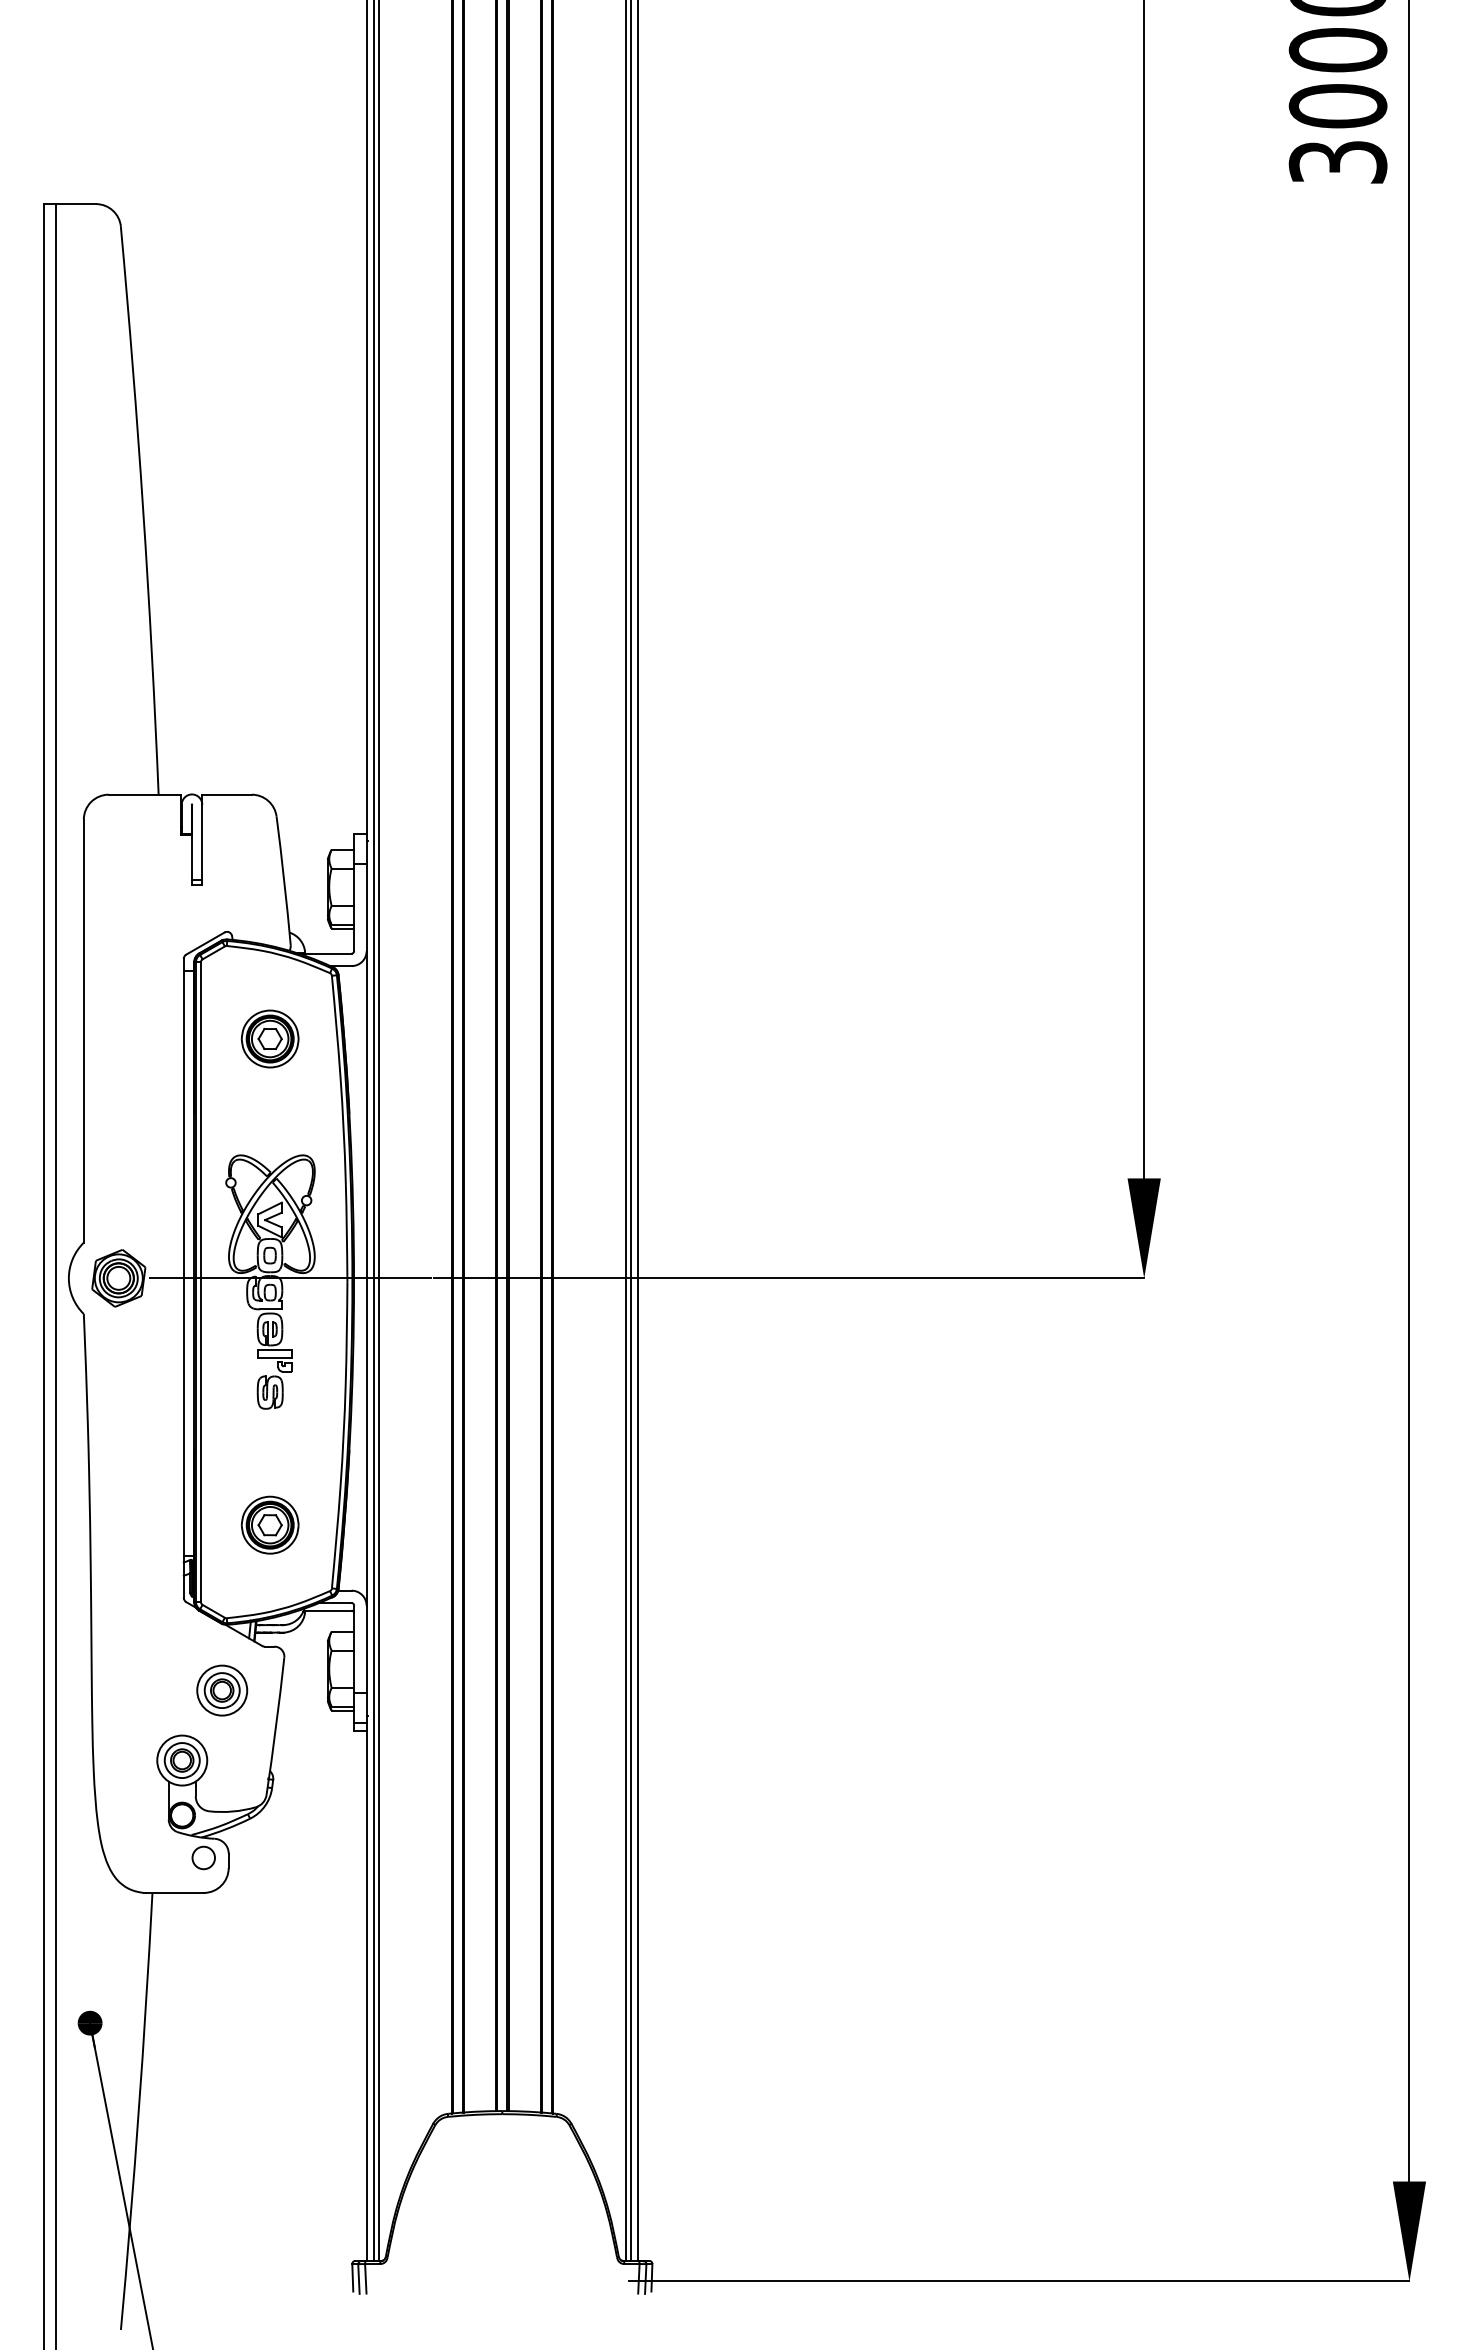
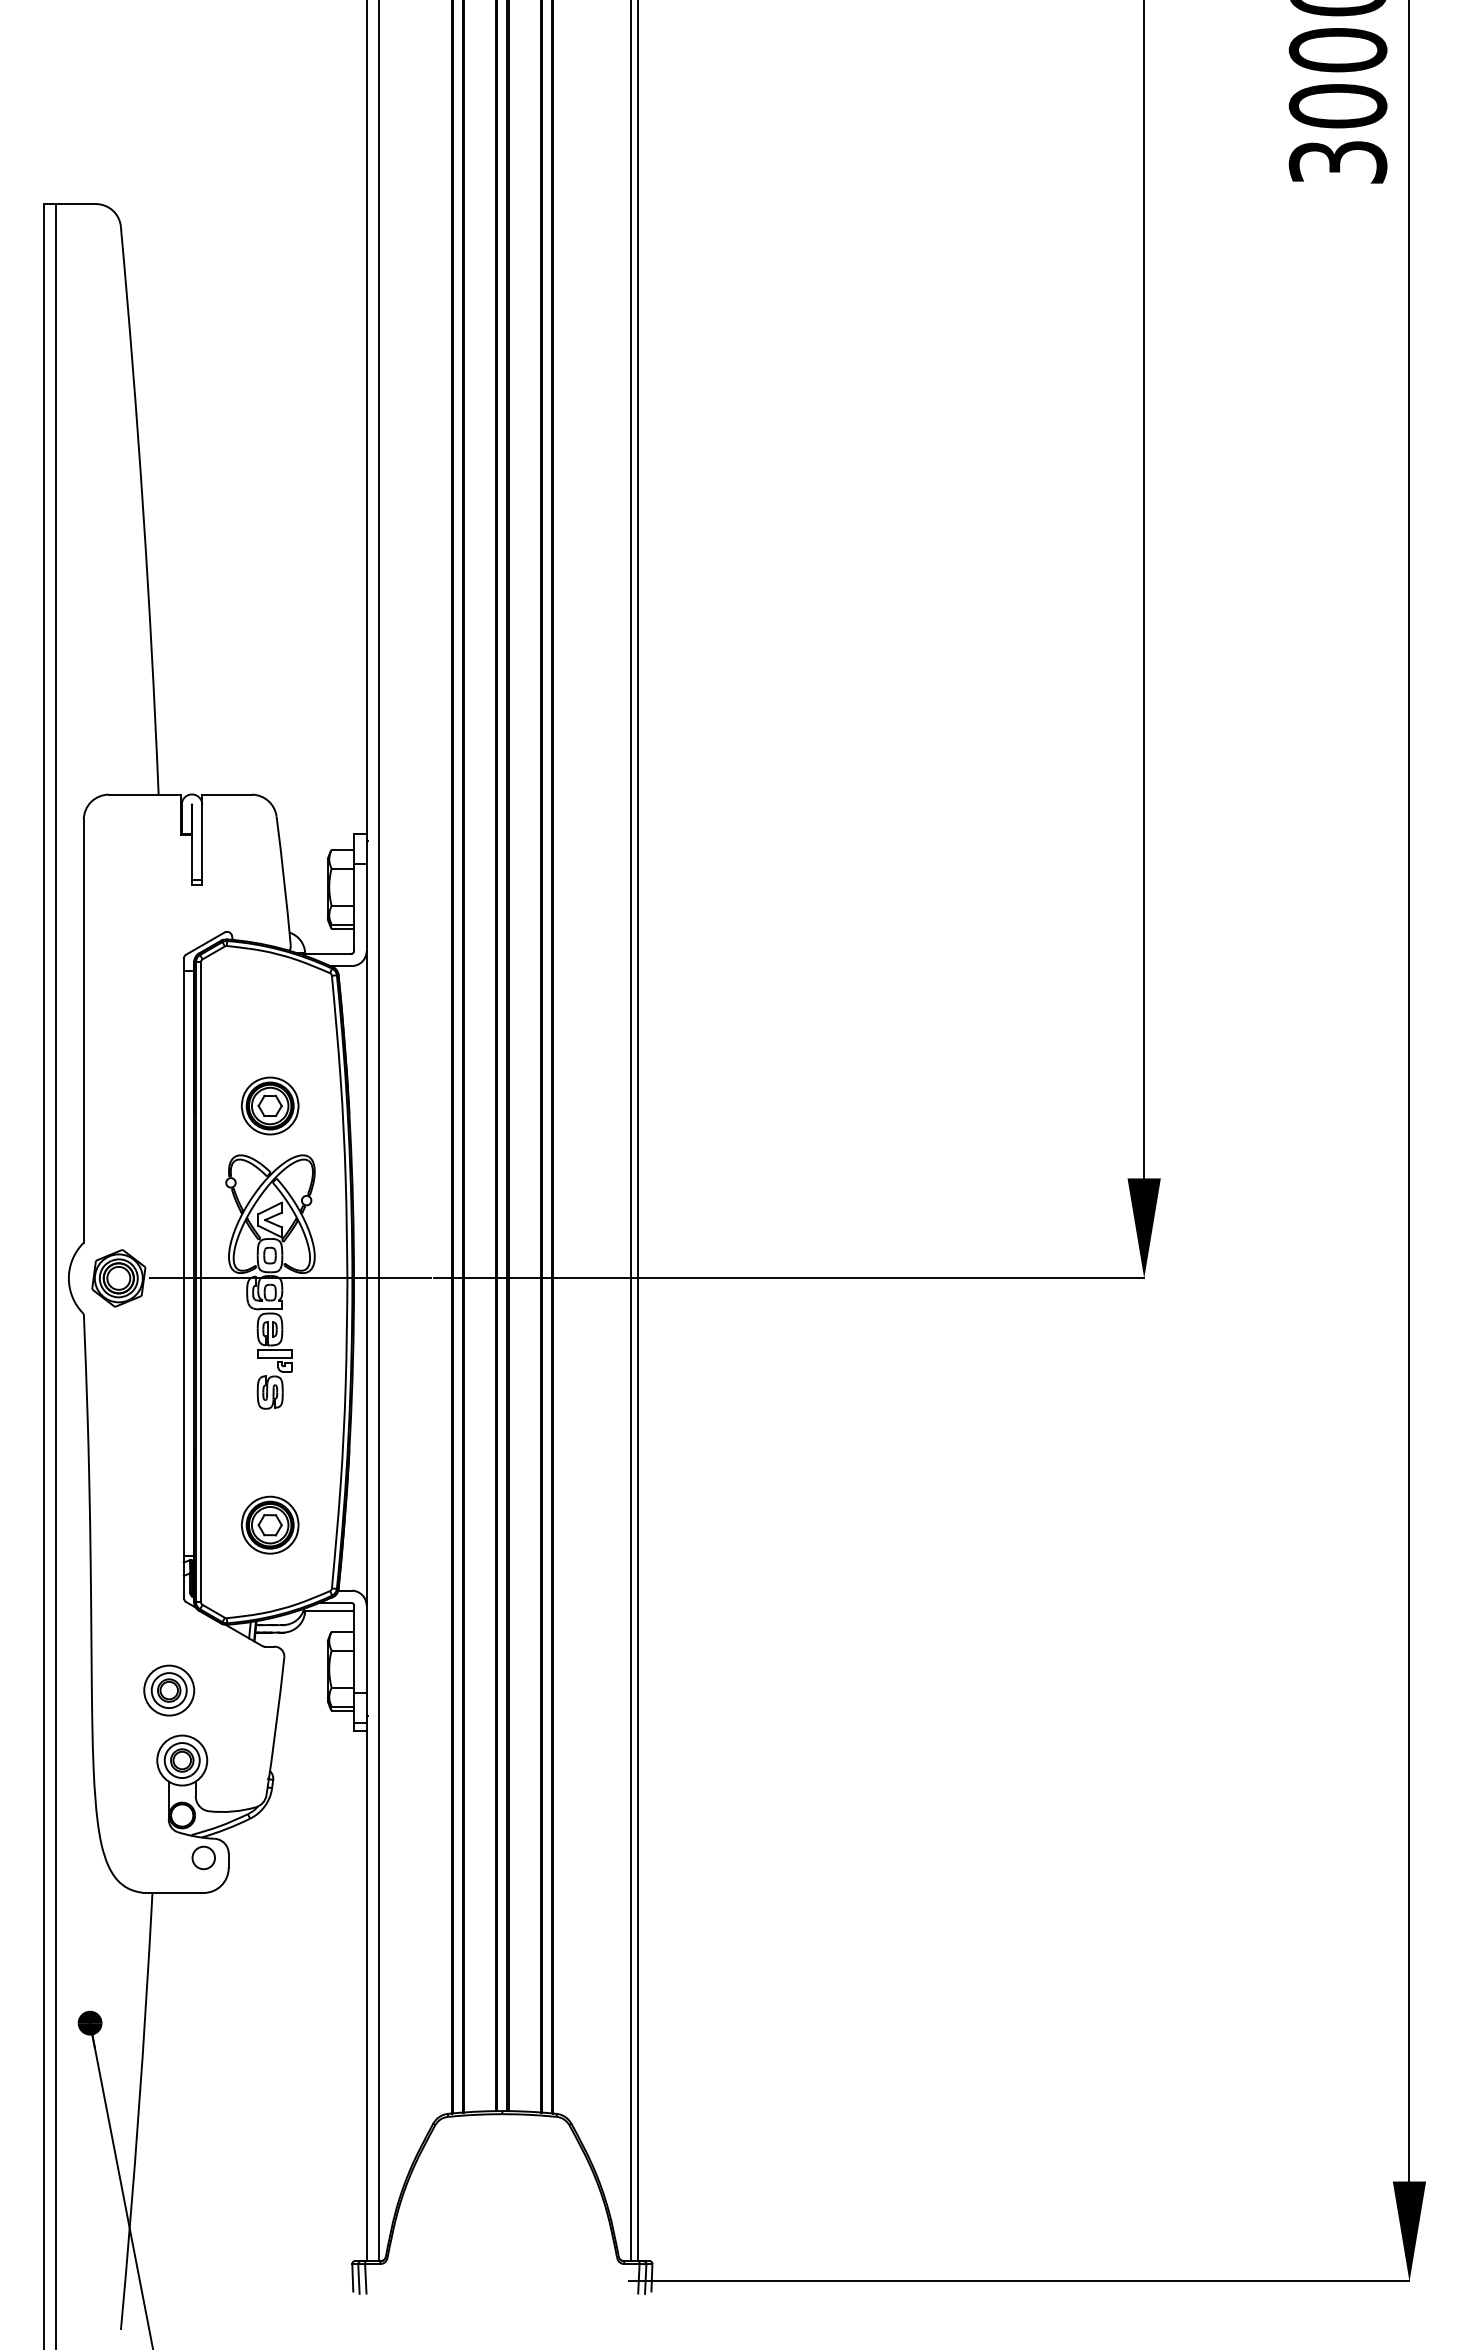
part position: (269, 1038) -> (269, 1105) (269, 1105)
line: present -> none (373, 1131)
line: present -> none (626, 1131)
part position: (222, 1690) -> (169, 1690) (169, 1690)
